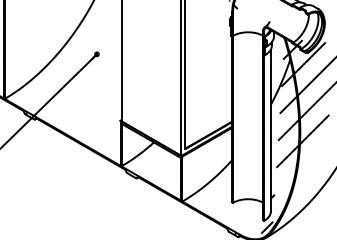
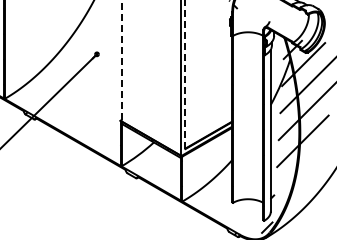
line: solid -> dashed (121, 61)
line: solid -> dashed (185, 74)
